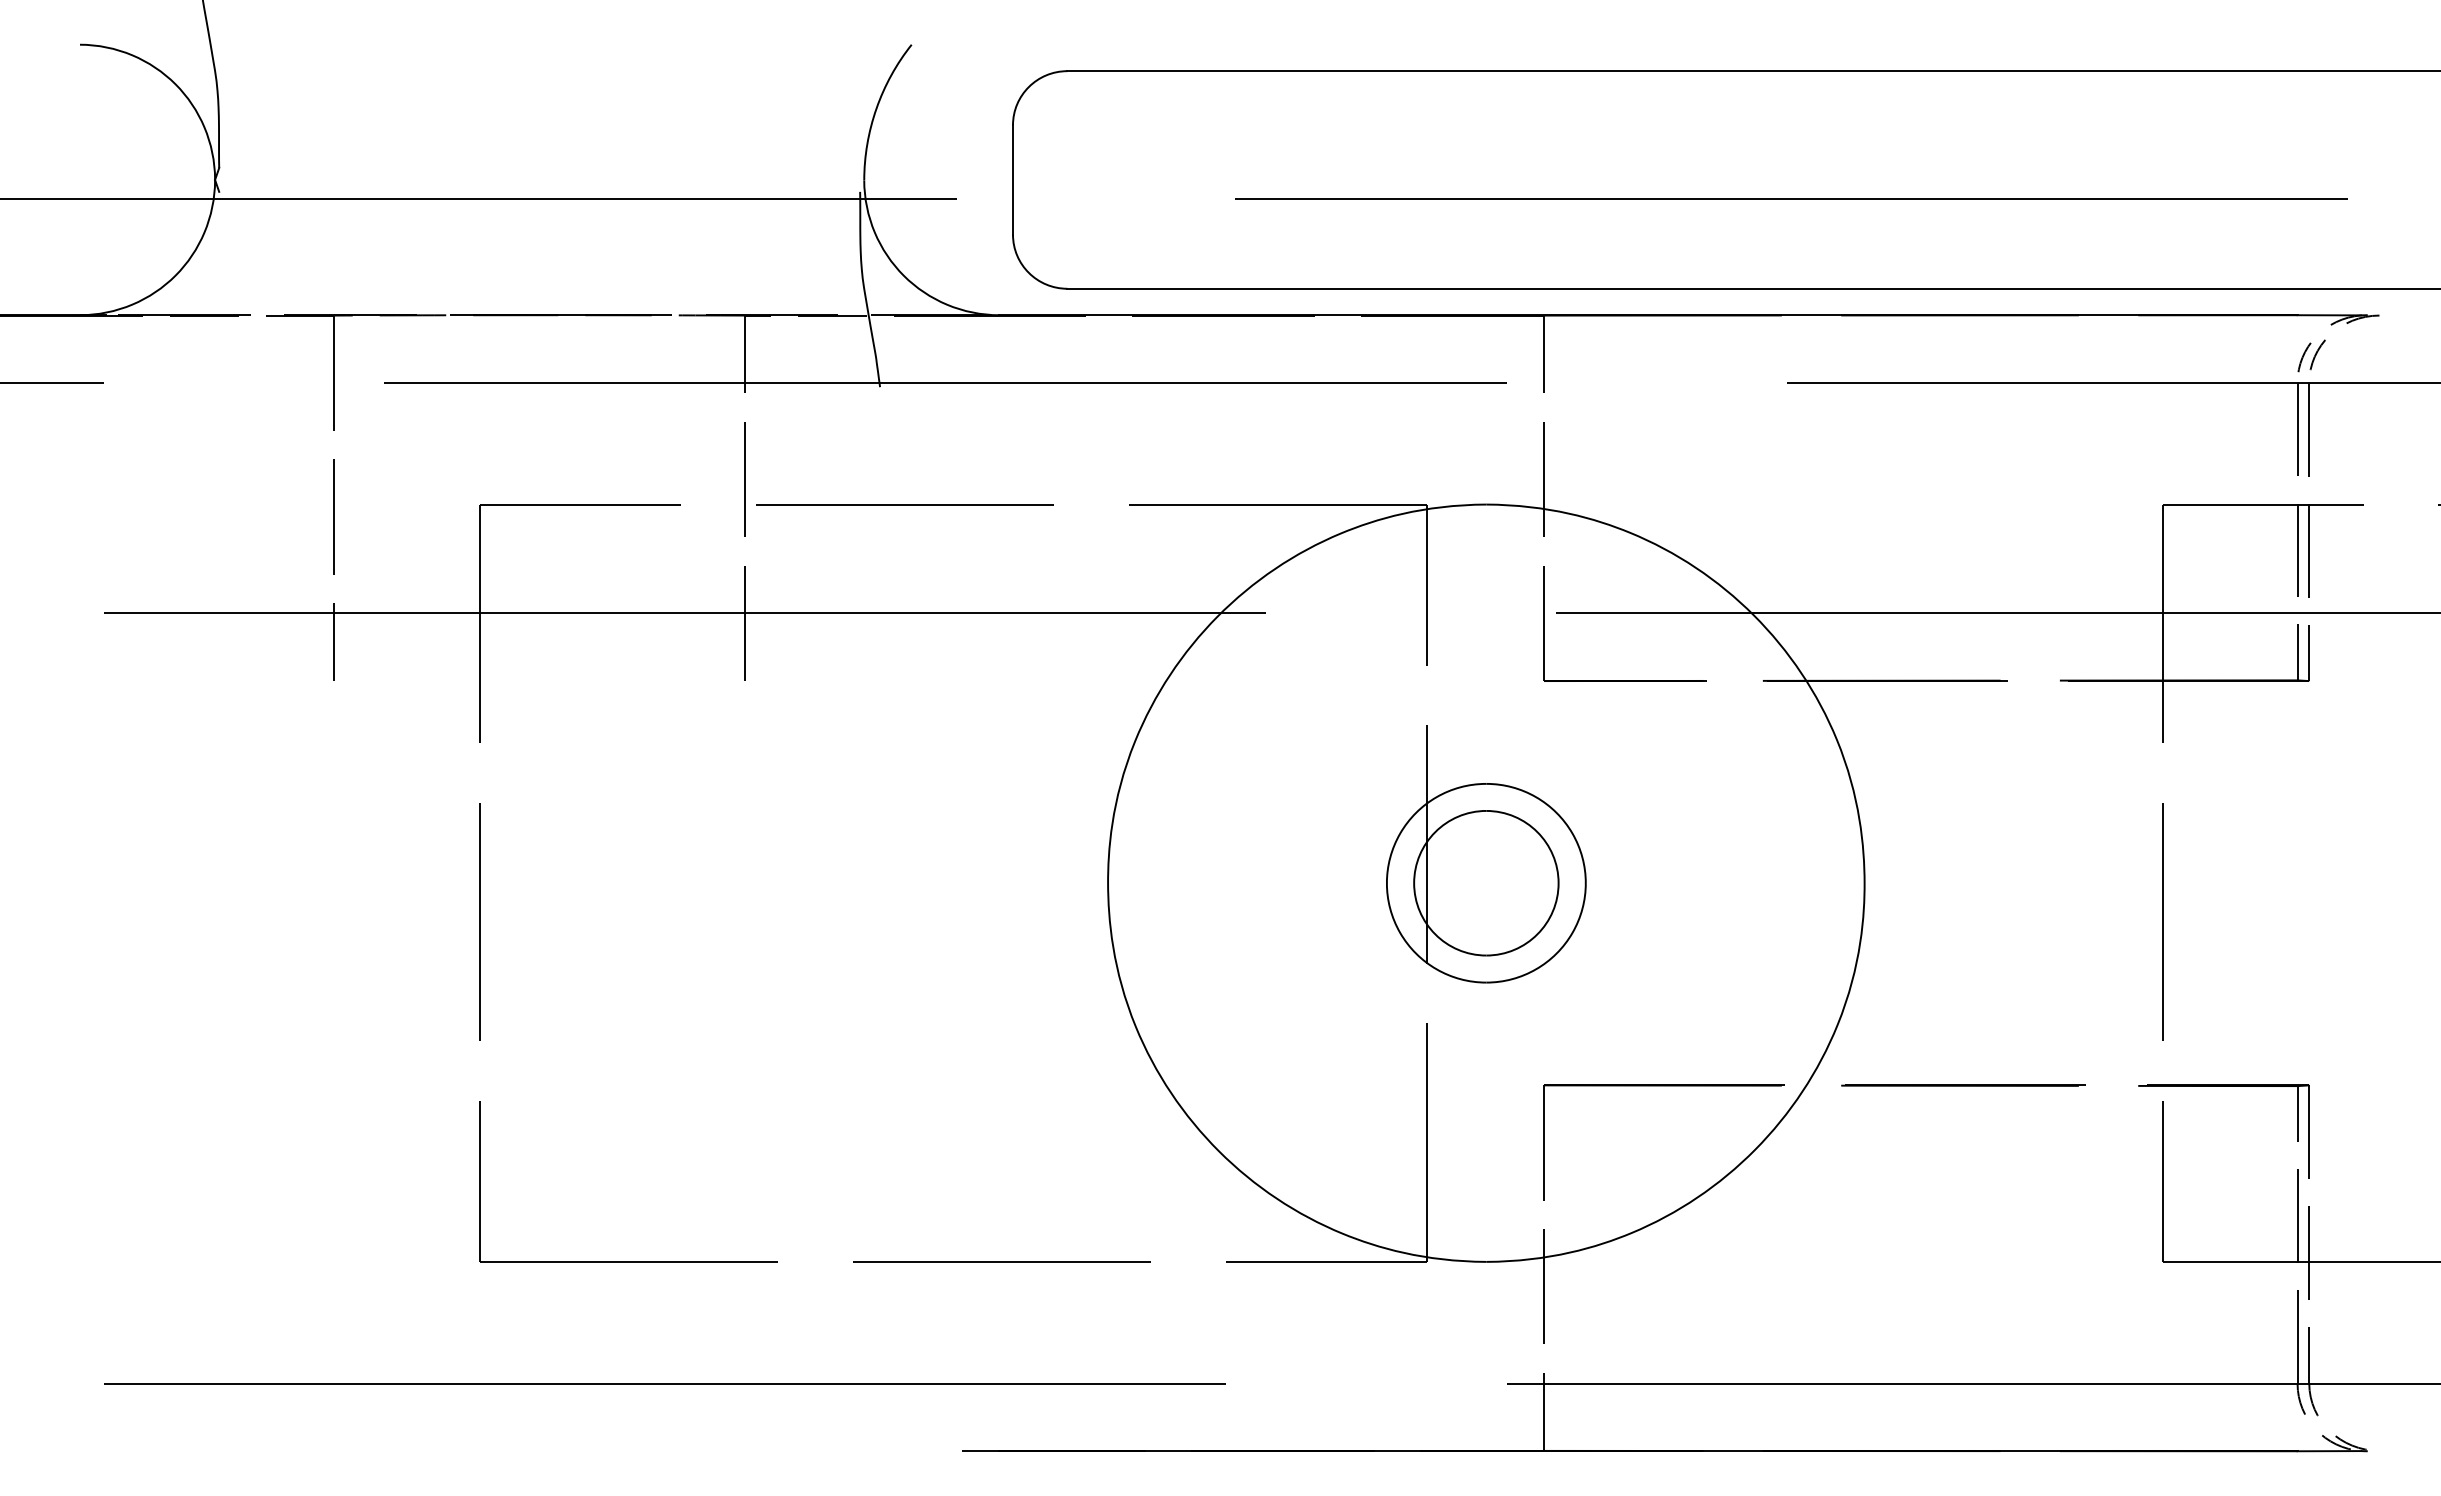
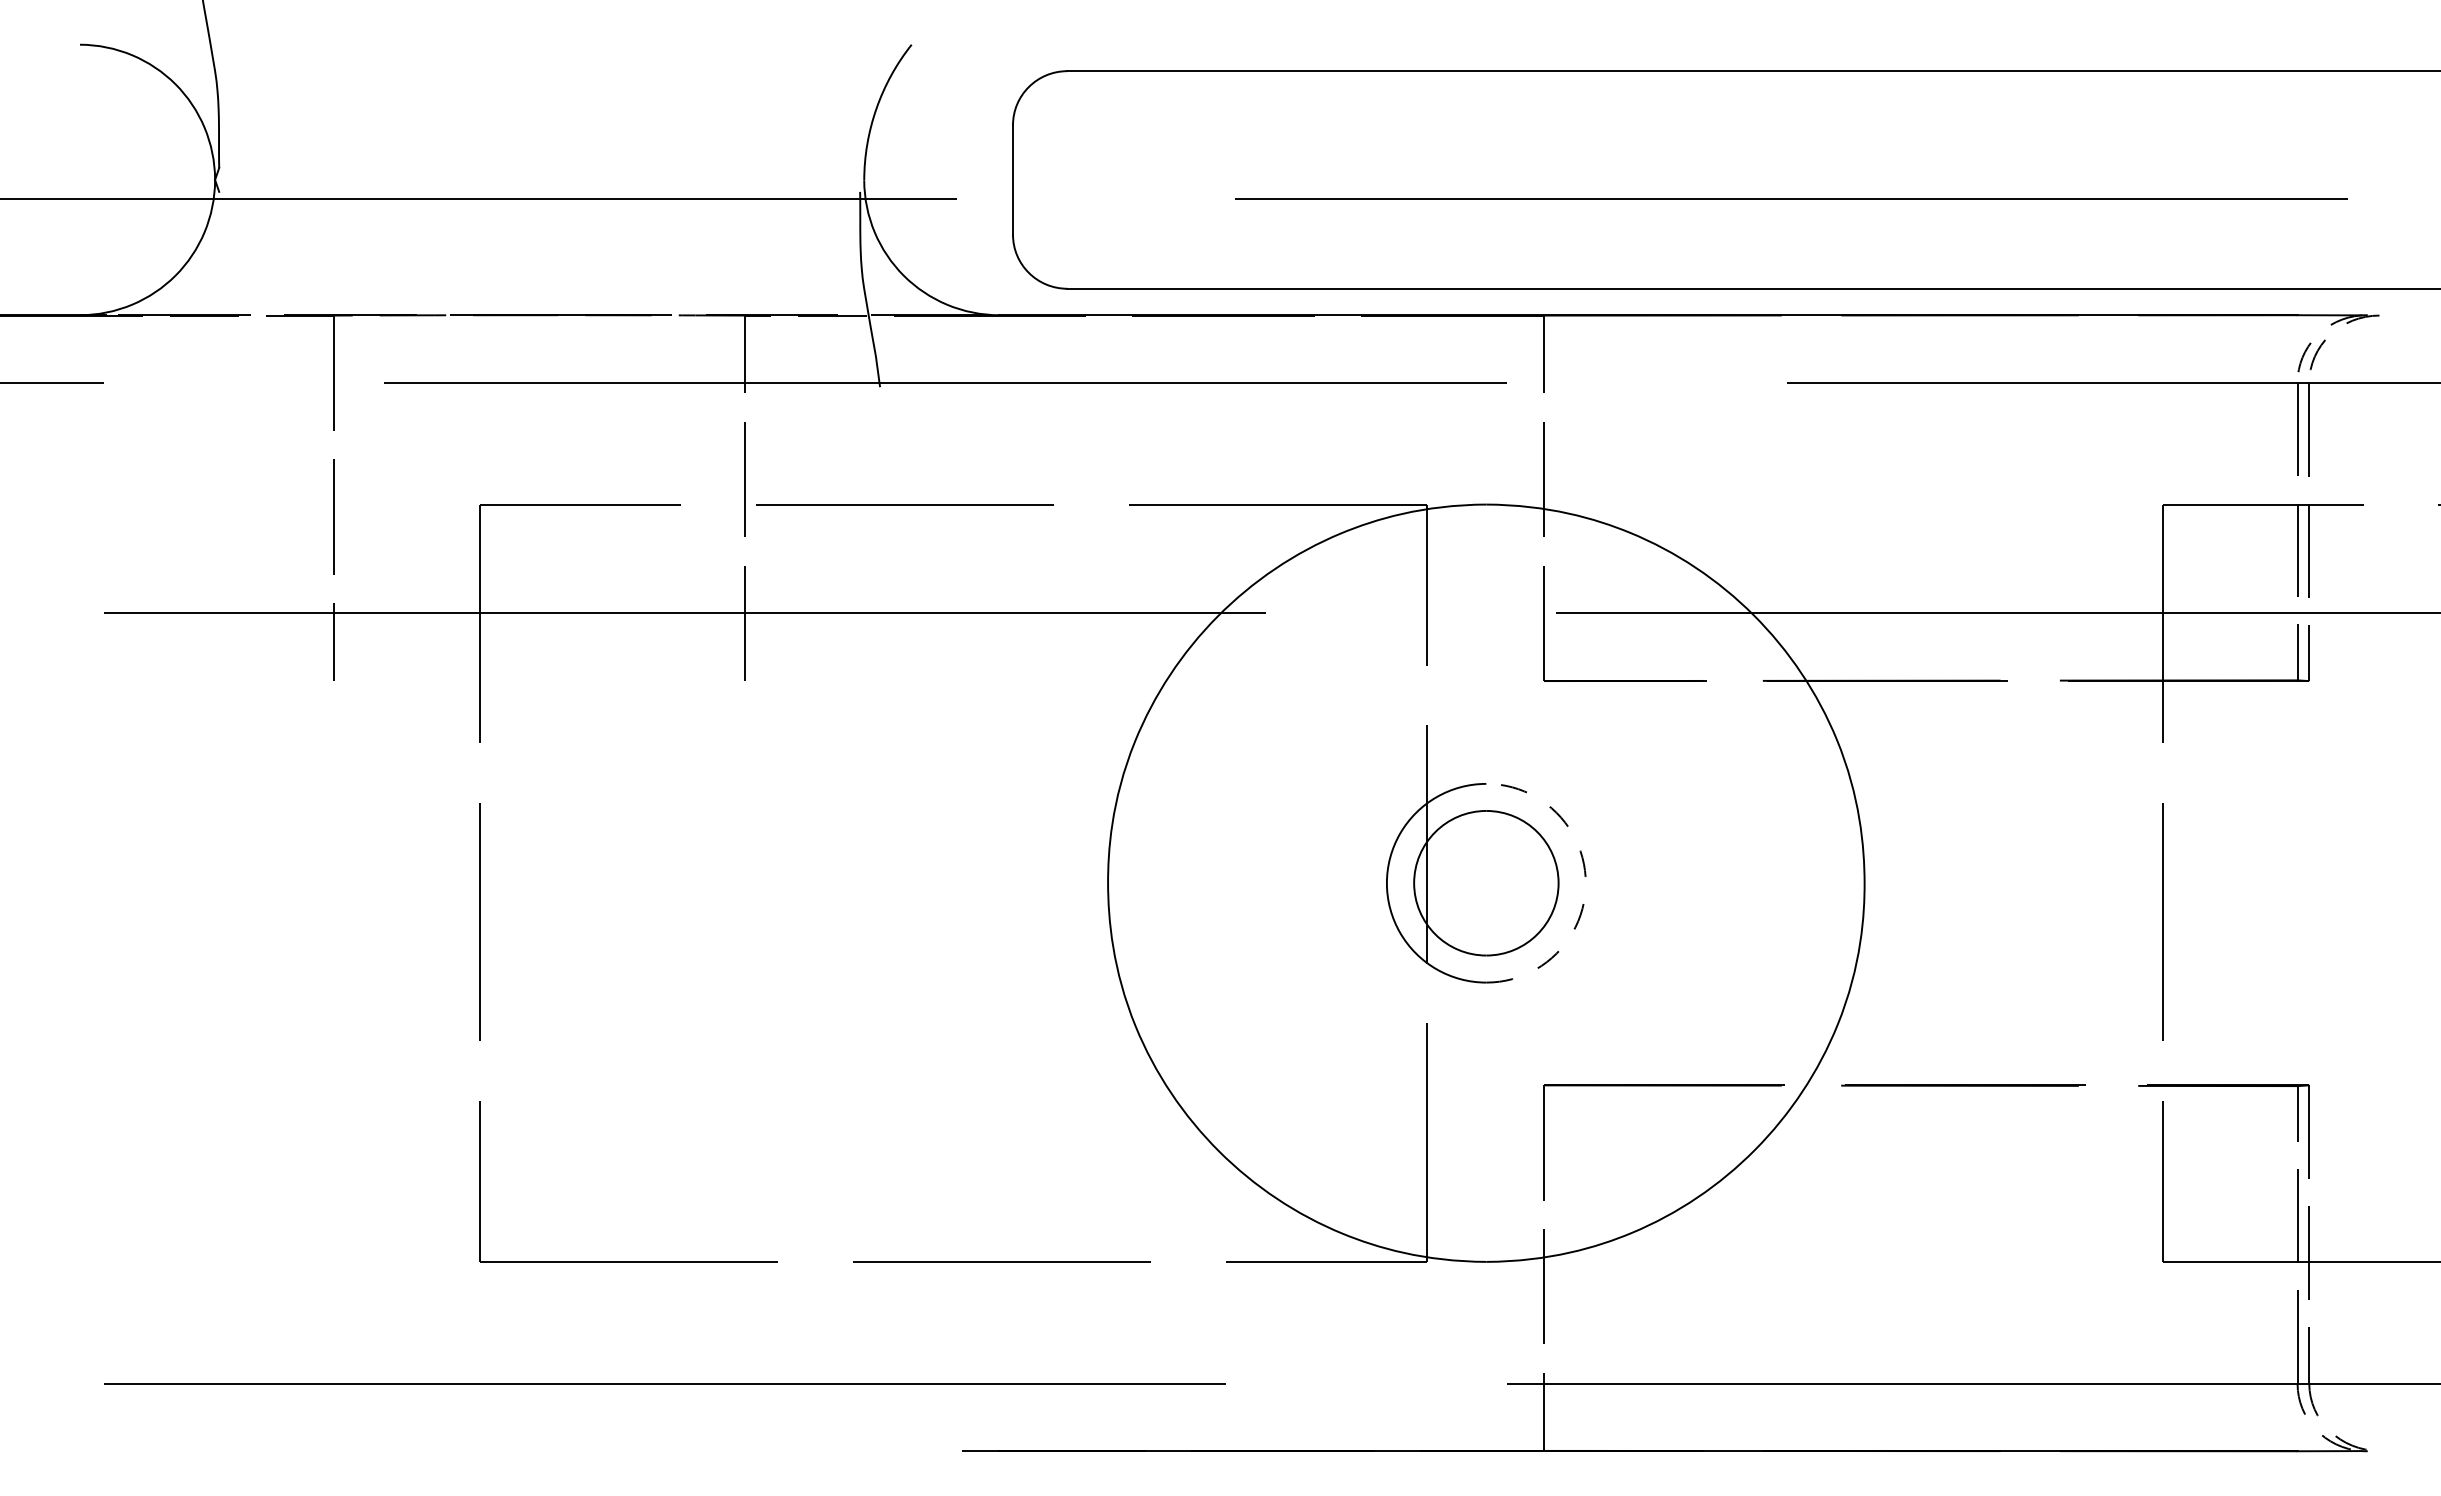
arc: solid -> dashed (1585, 883)
